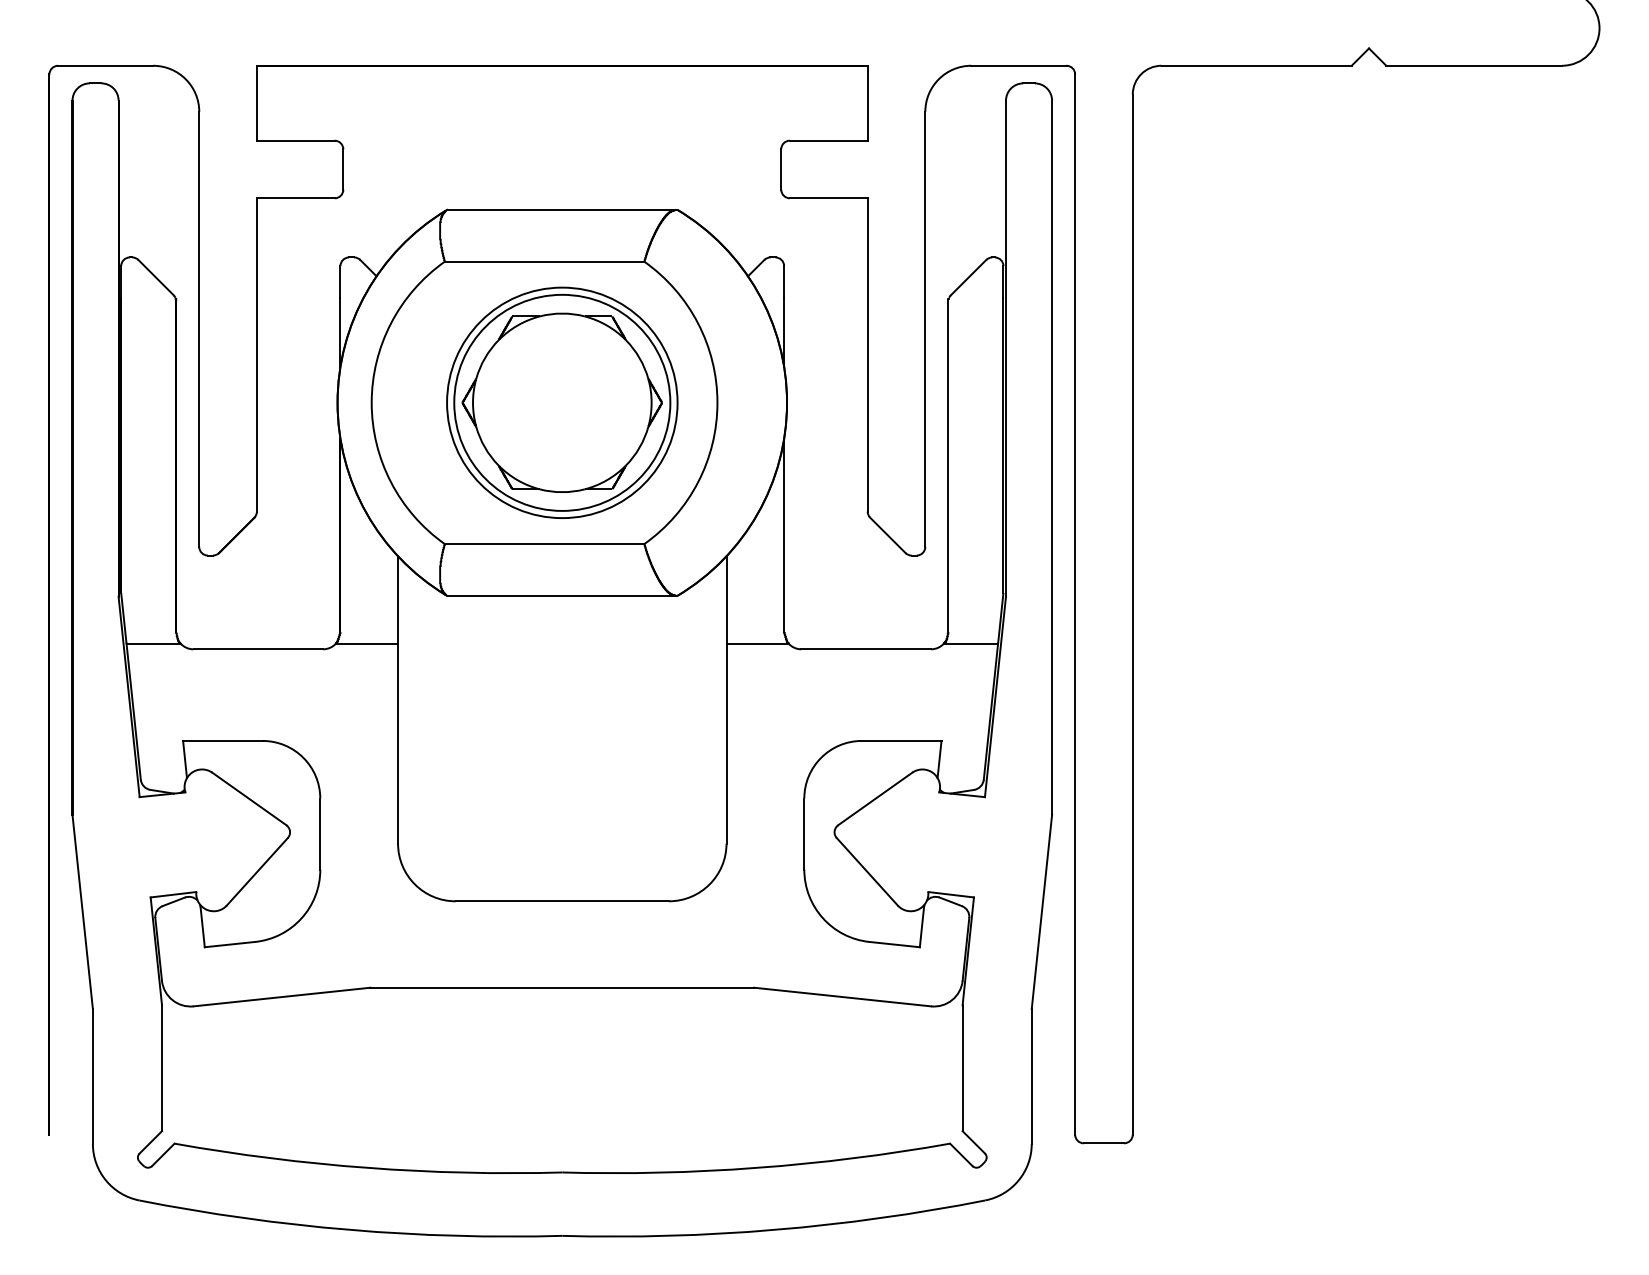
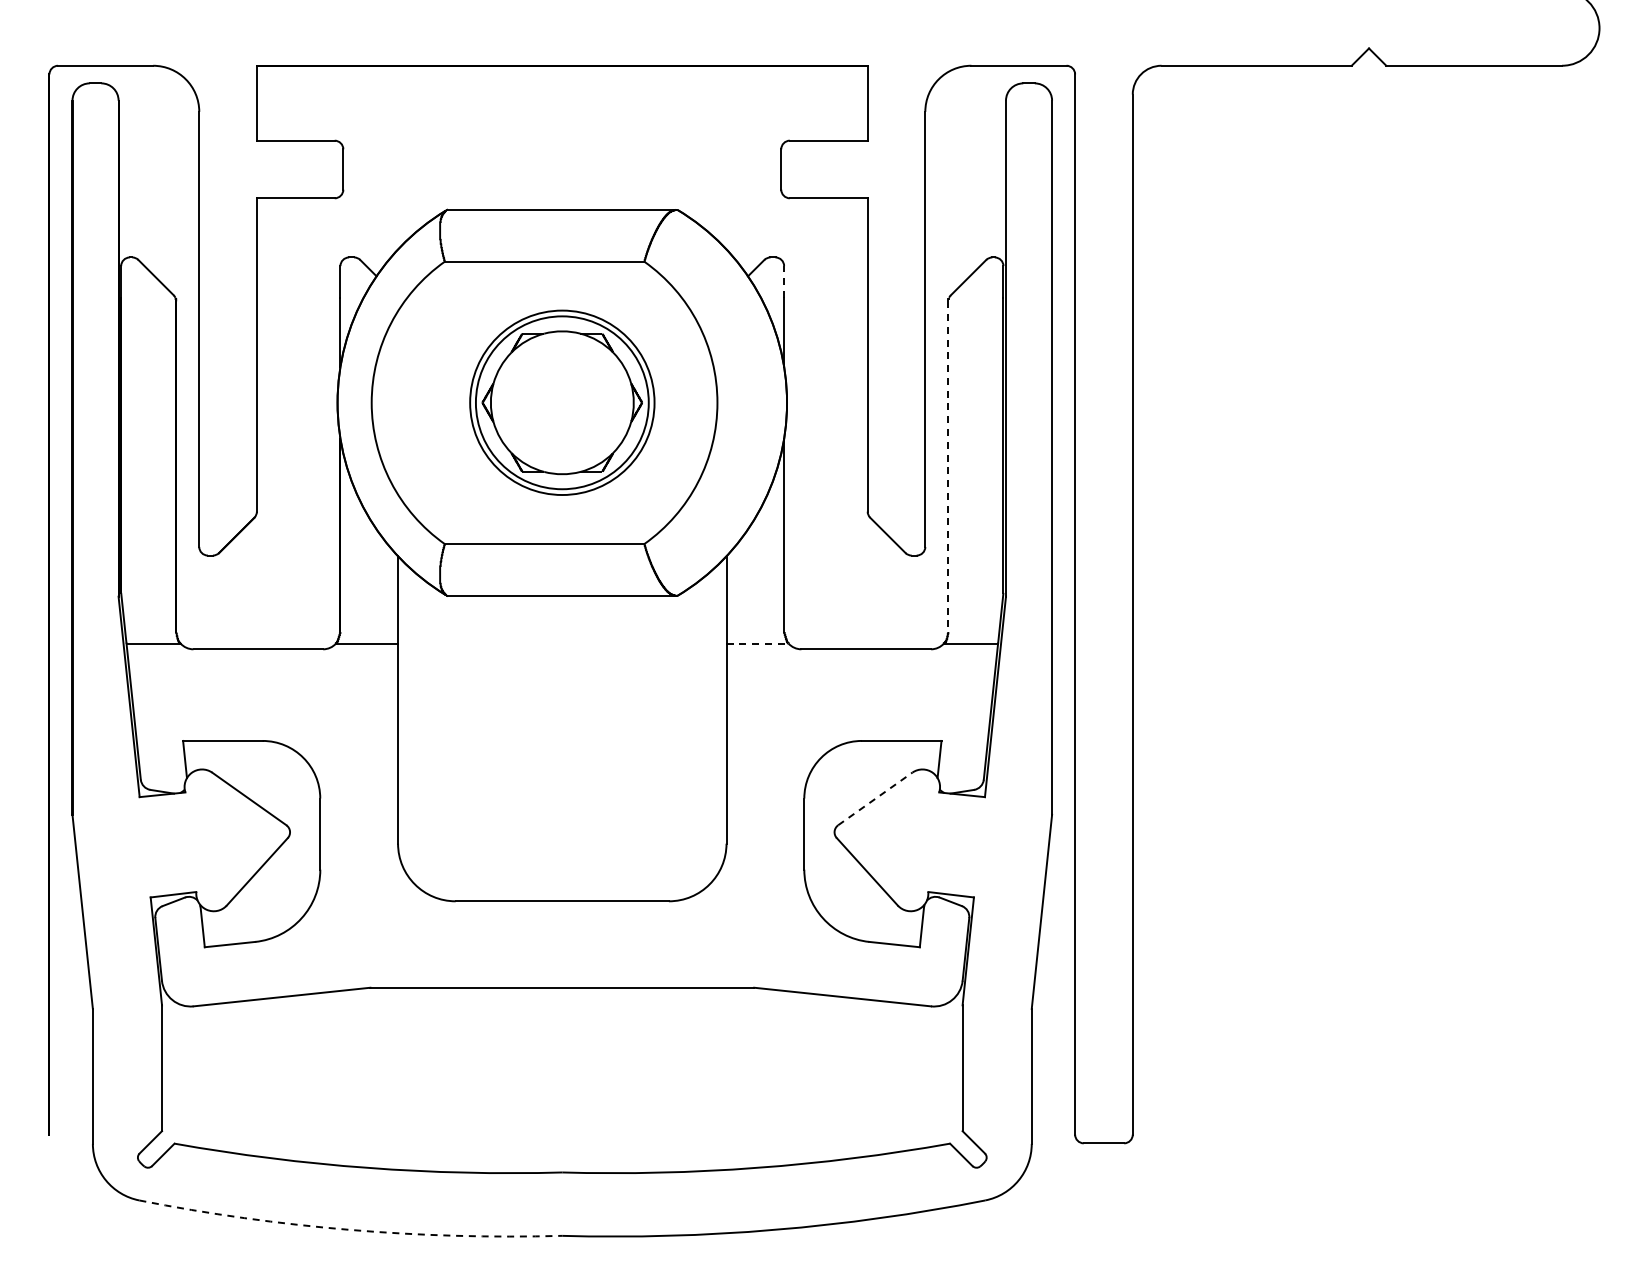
line: solid -> dashed (784, 281)
part size: 233x233 px -> 187x187 px (562, 402)
line: solid -> dashed (948, 467)
line: solid -> dashed (758, 643)
line: solid -> dashed (875, 798)
arc: solid -> dashed (349, 1229)
